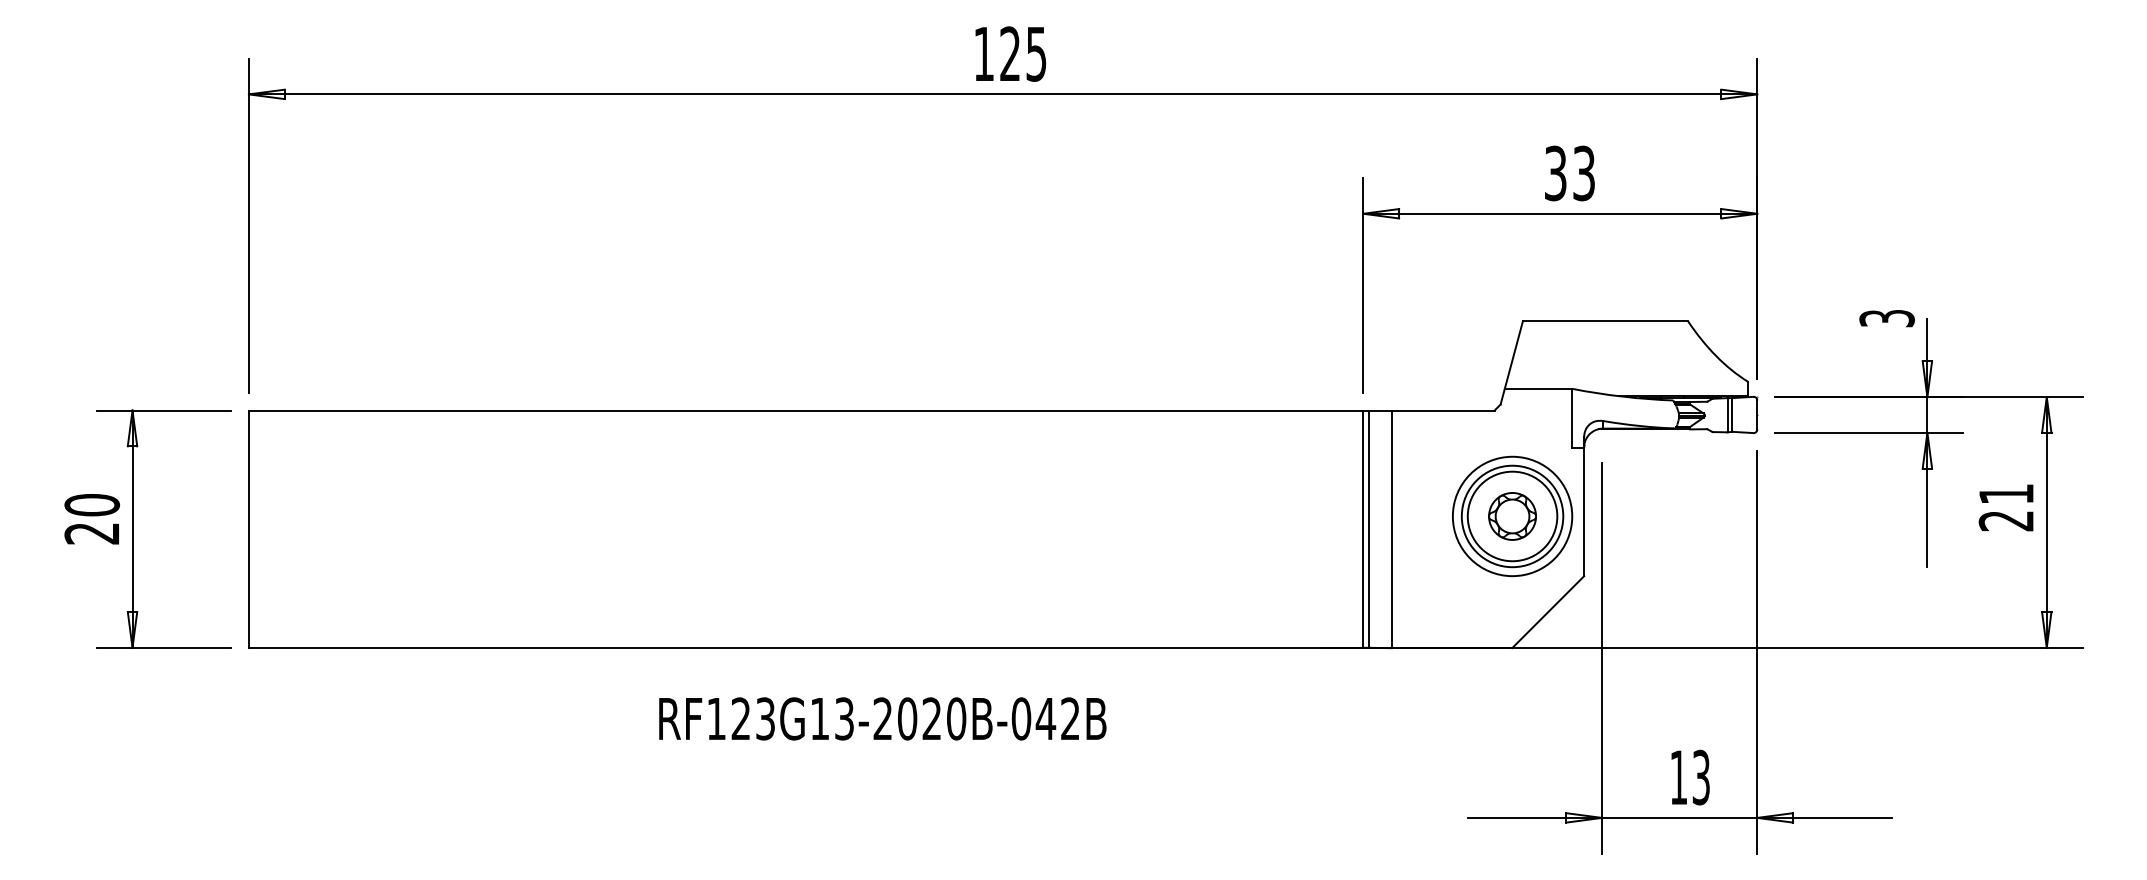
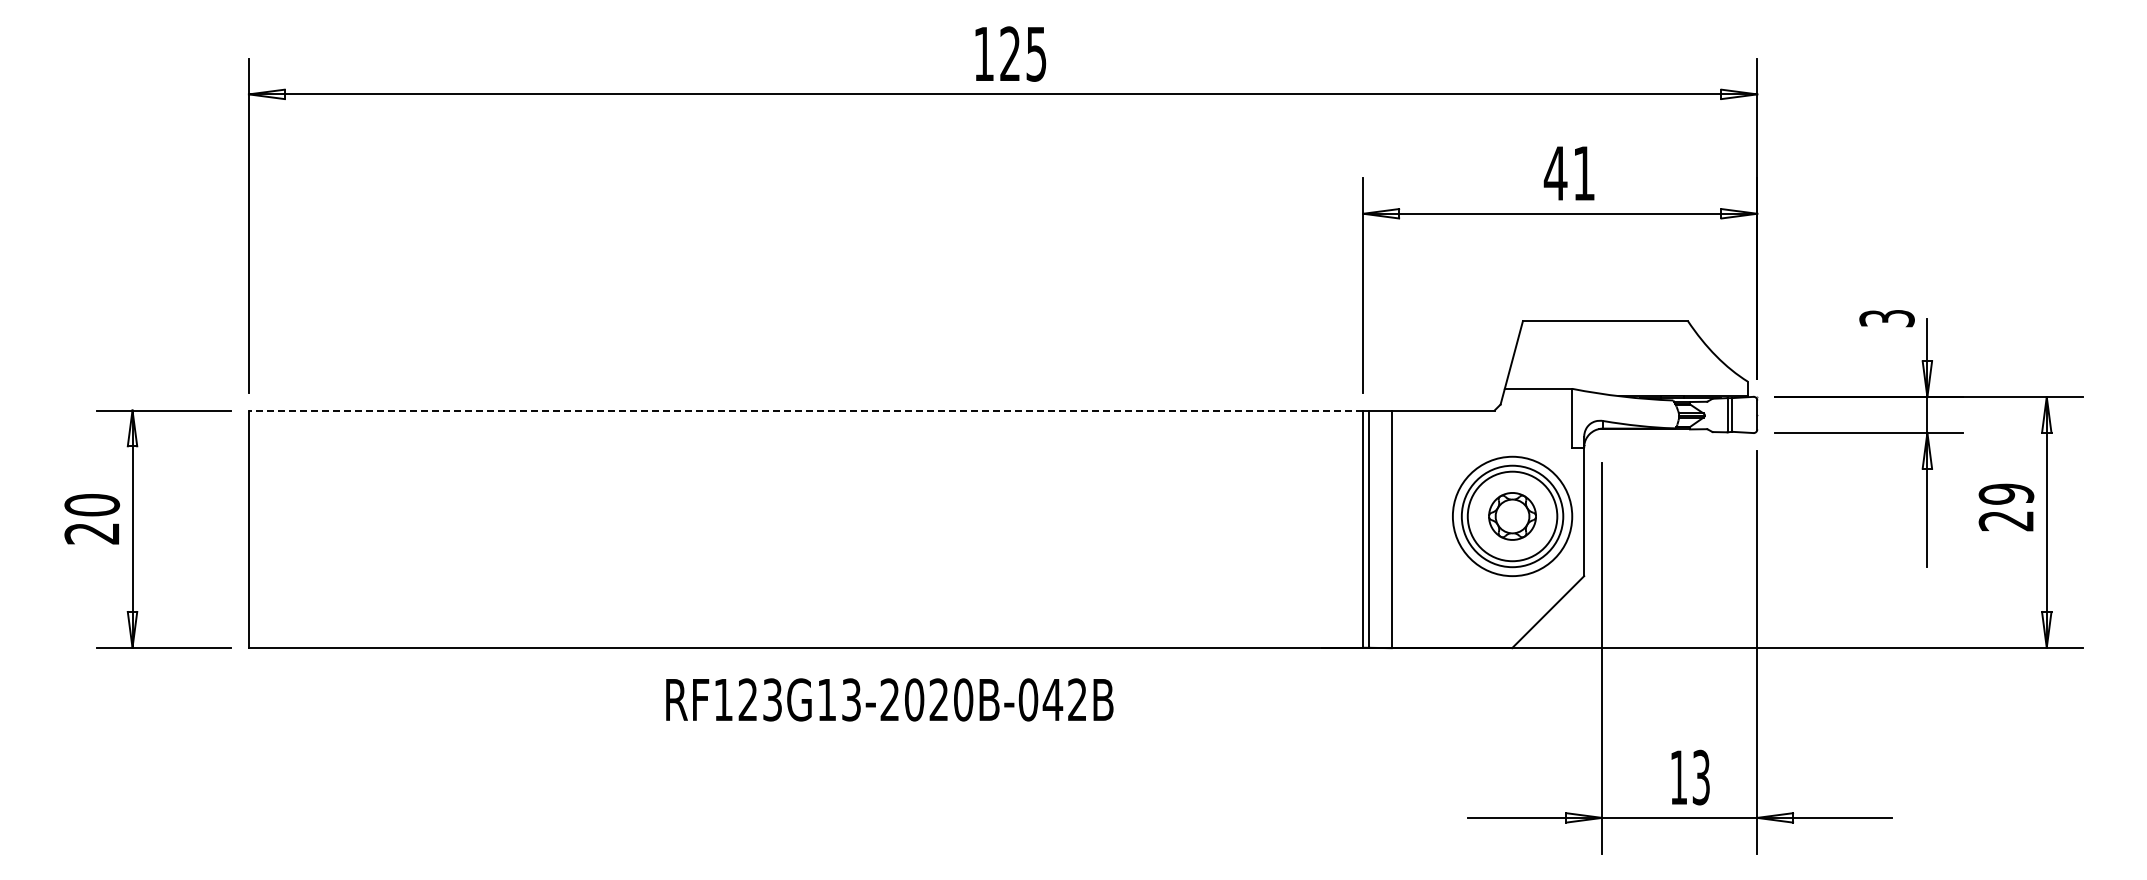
text: 33 -> 41 (1568, 173)
line: solid -> dashed (805, 410)
text: 21 -> 29 (2006, 493)
text position: (882, 718) -> (889, 699) (889, 699)
